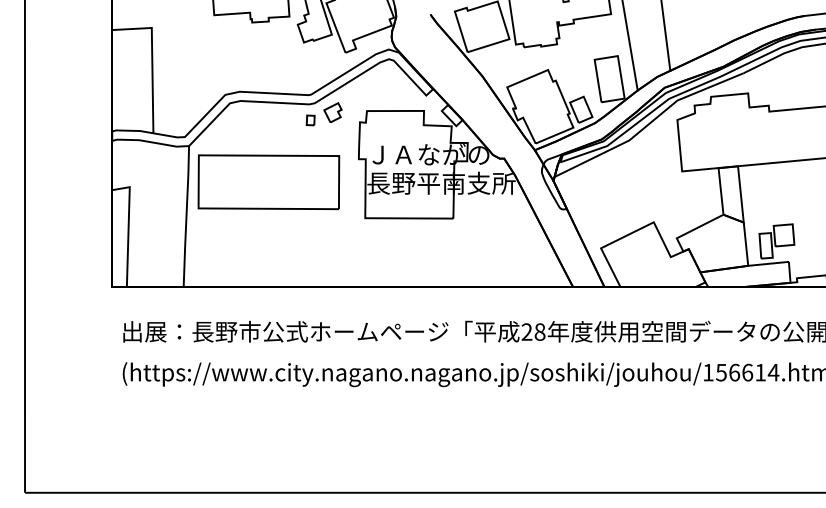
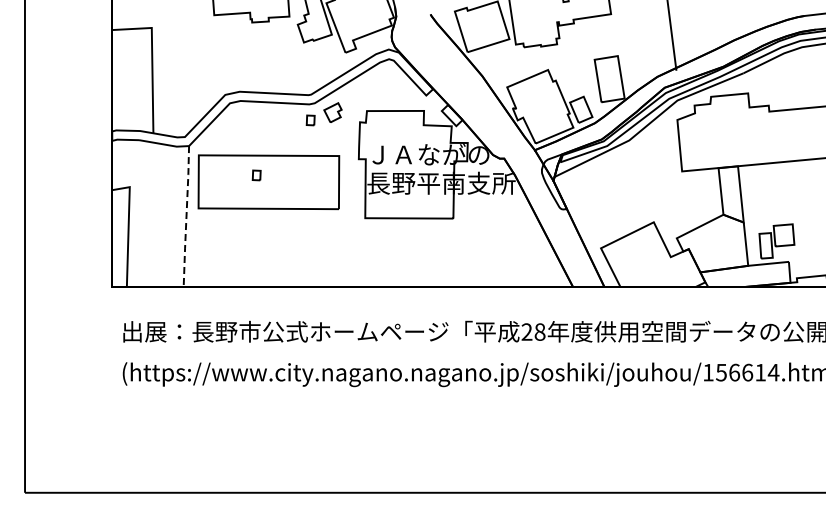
line position: (665, 36) -> (671, 35) (671, 35)
line: present -> none (629, 46)
part: none -> present (256, 175)
line: solid -> dashed (186, 216)
